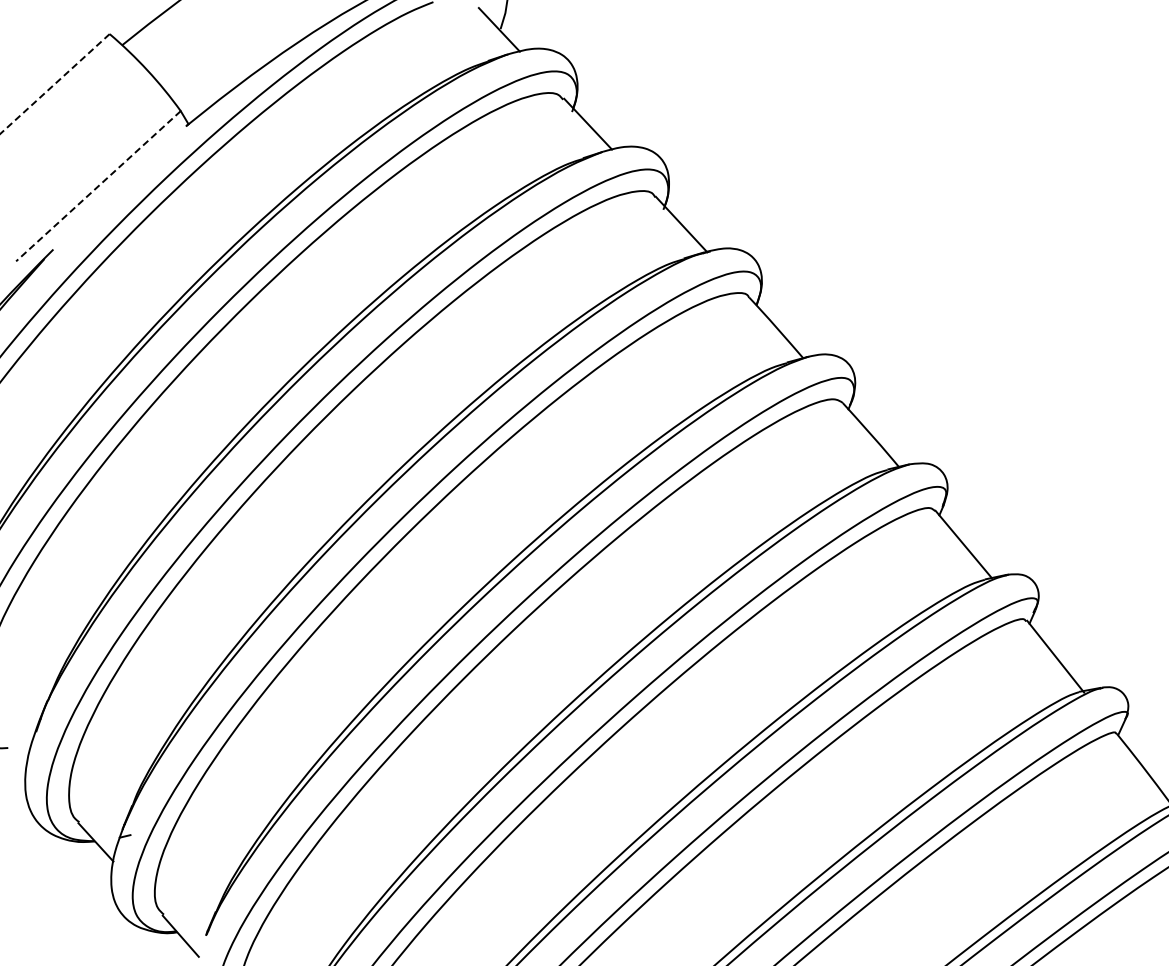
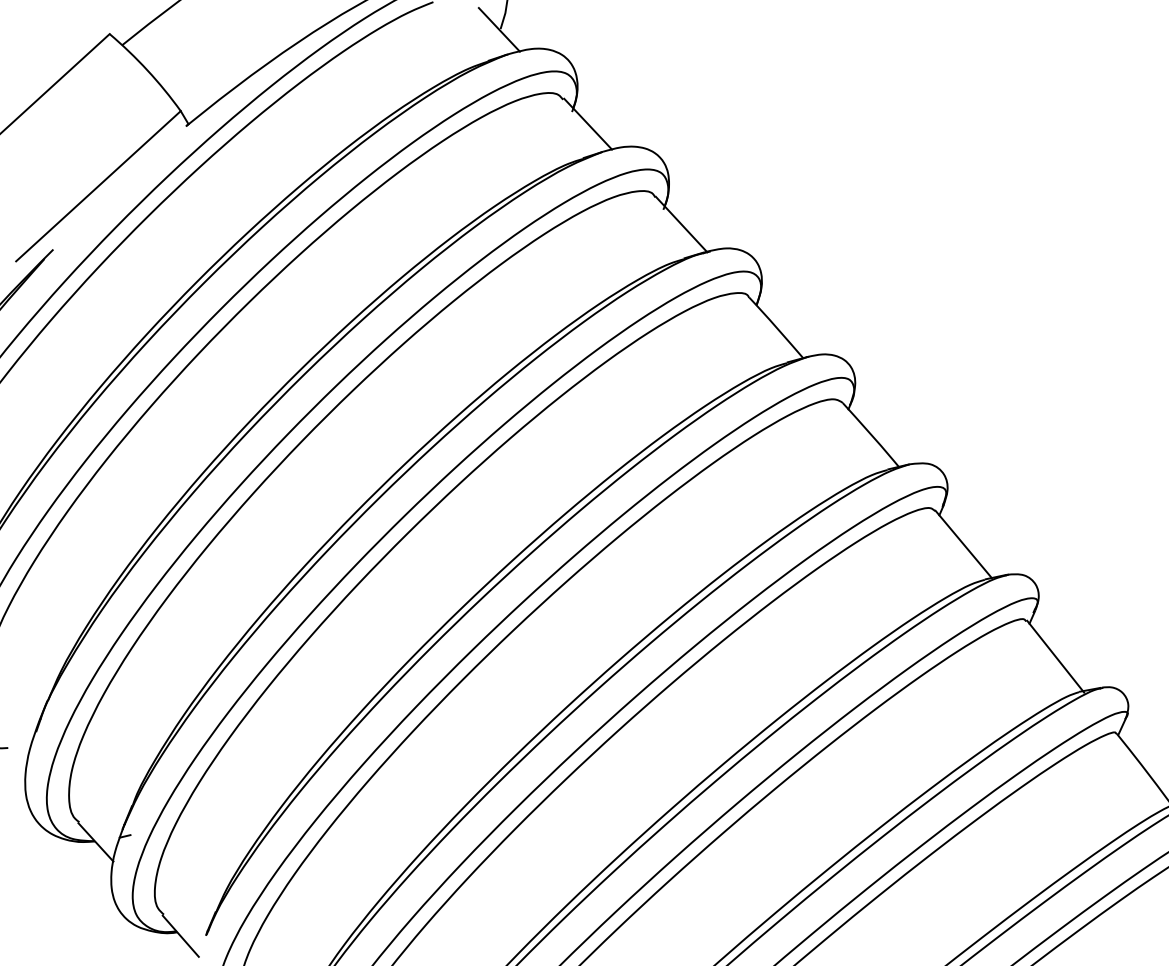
line: dashed -> solid (55, 83)
line: dashed -> solid (98, 186)
